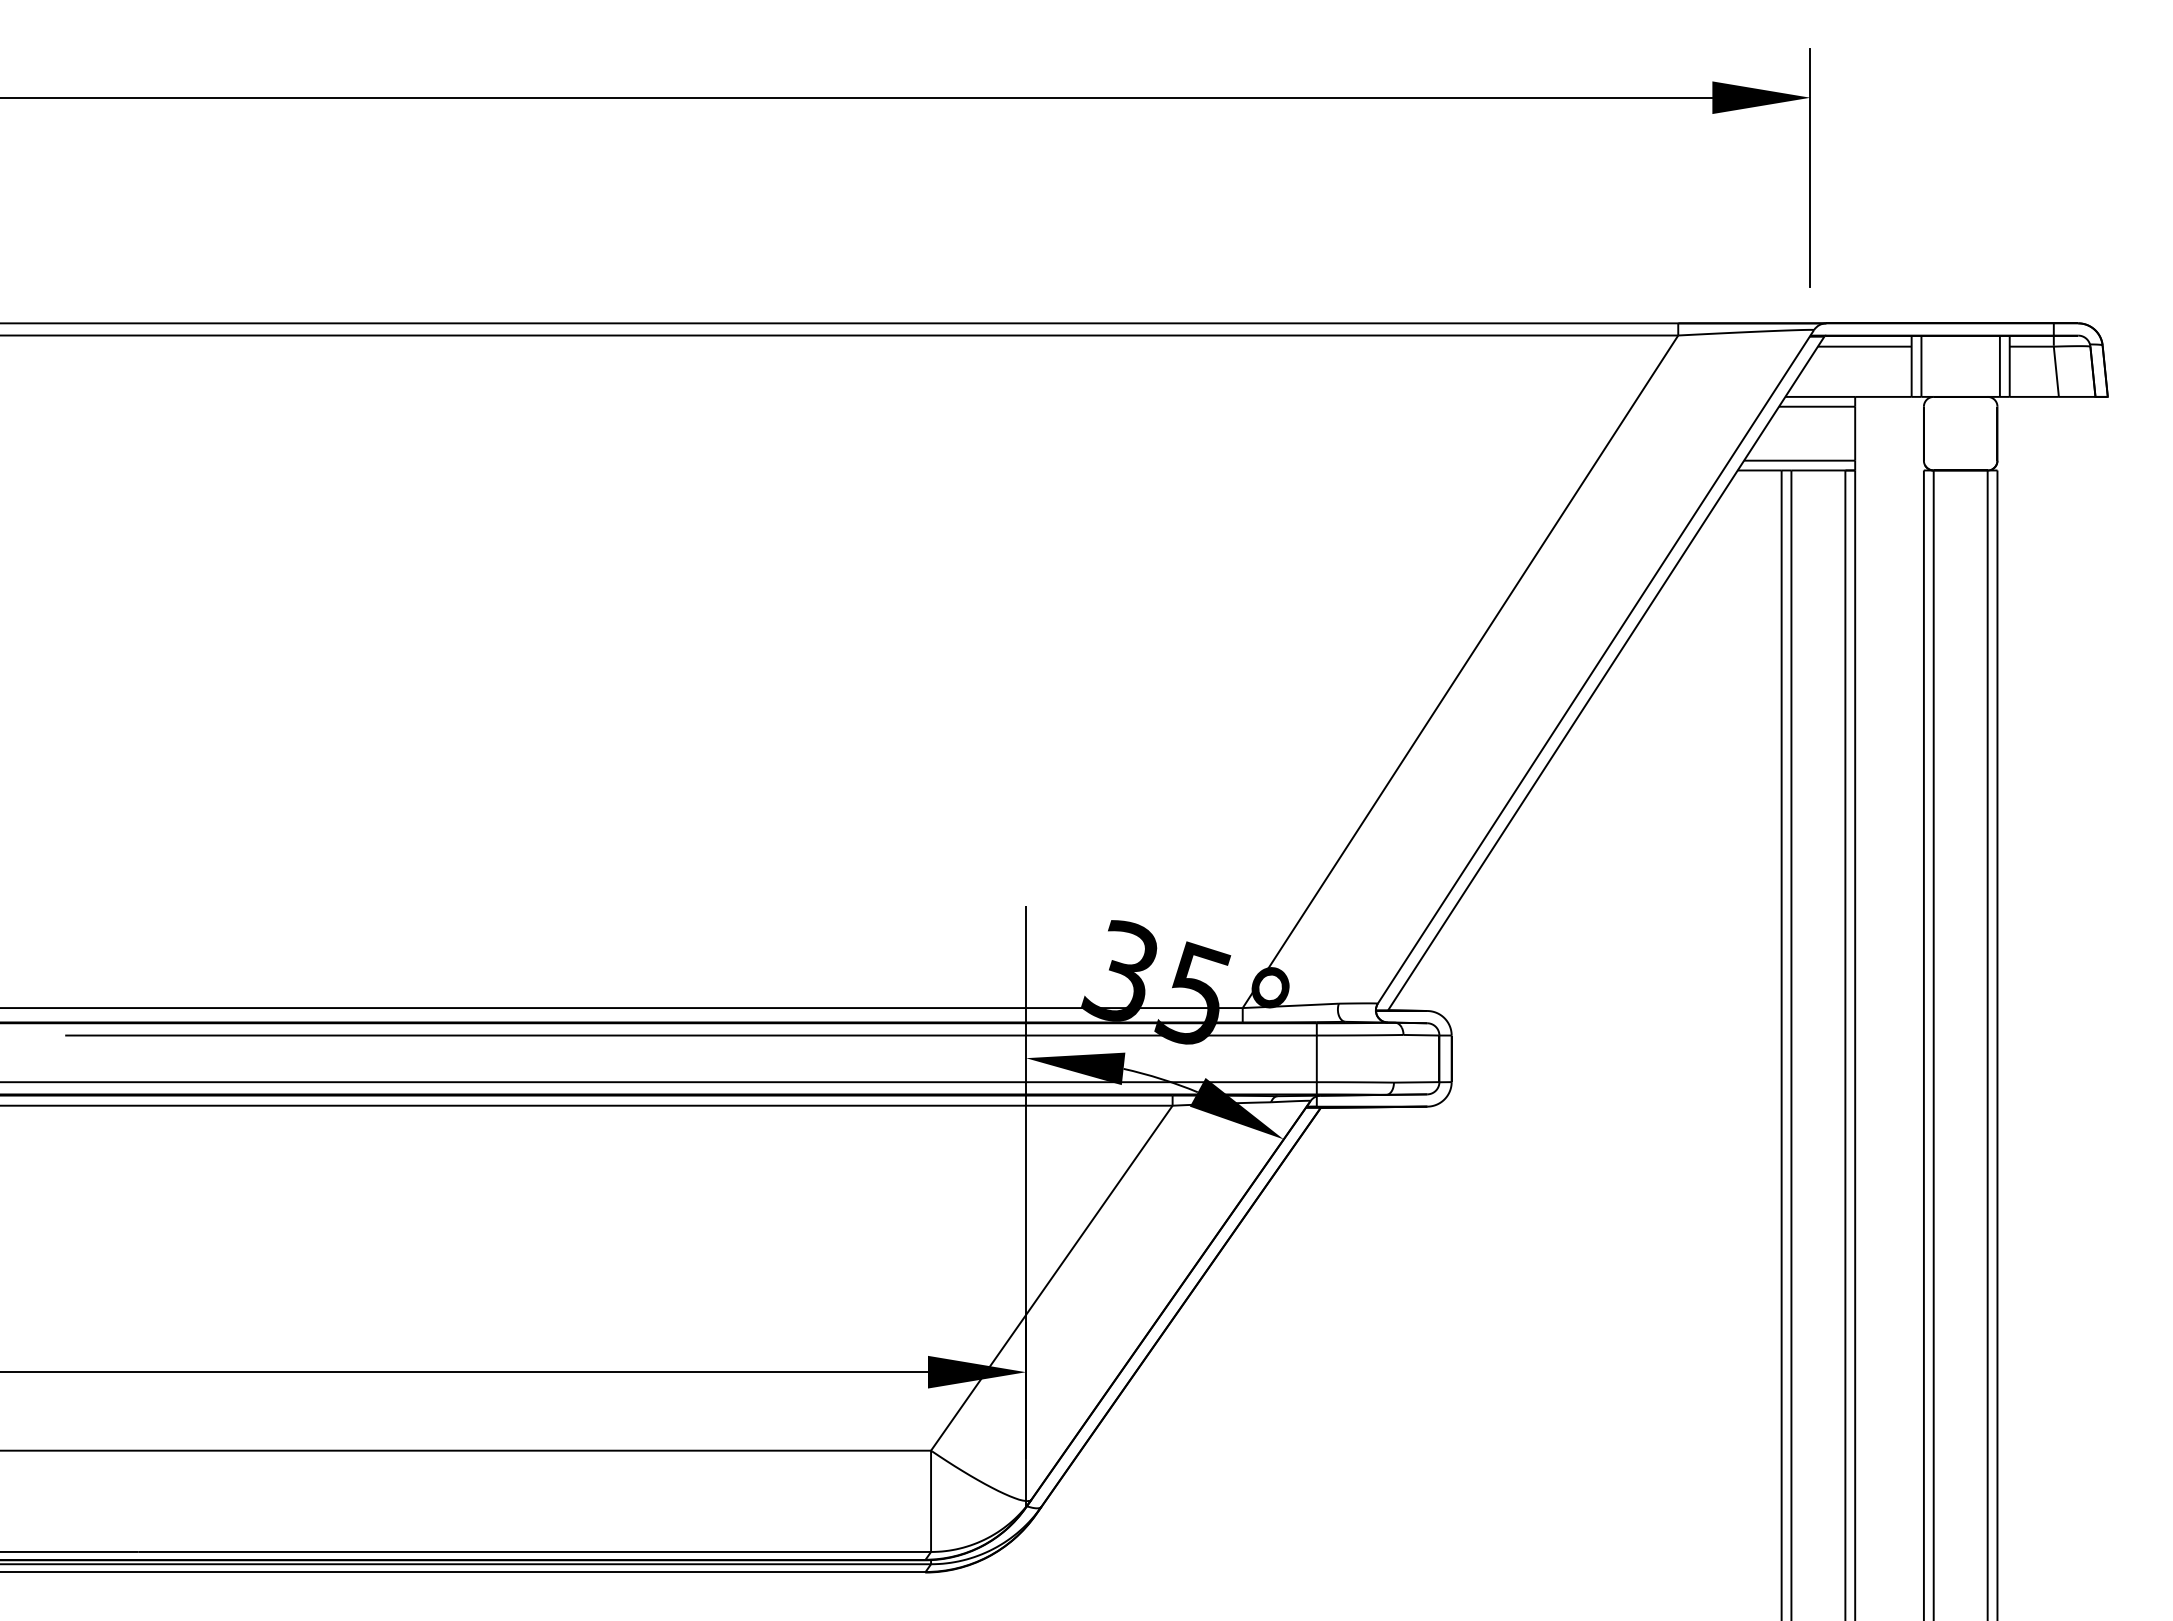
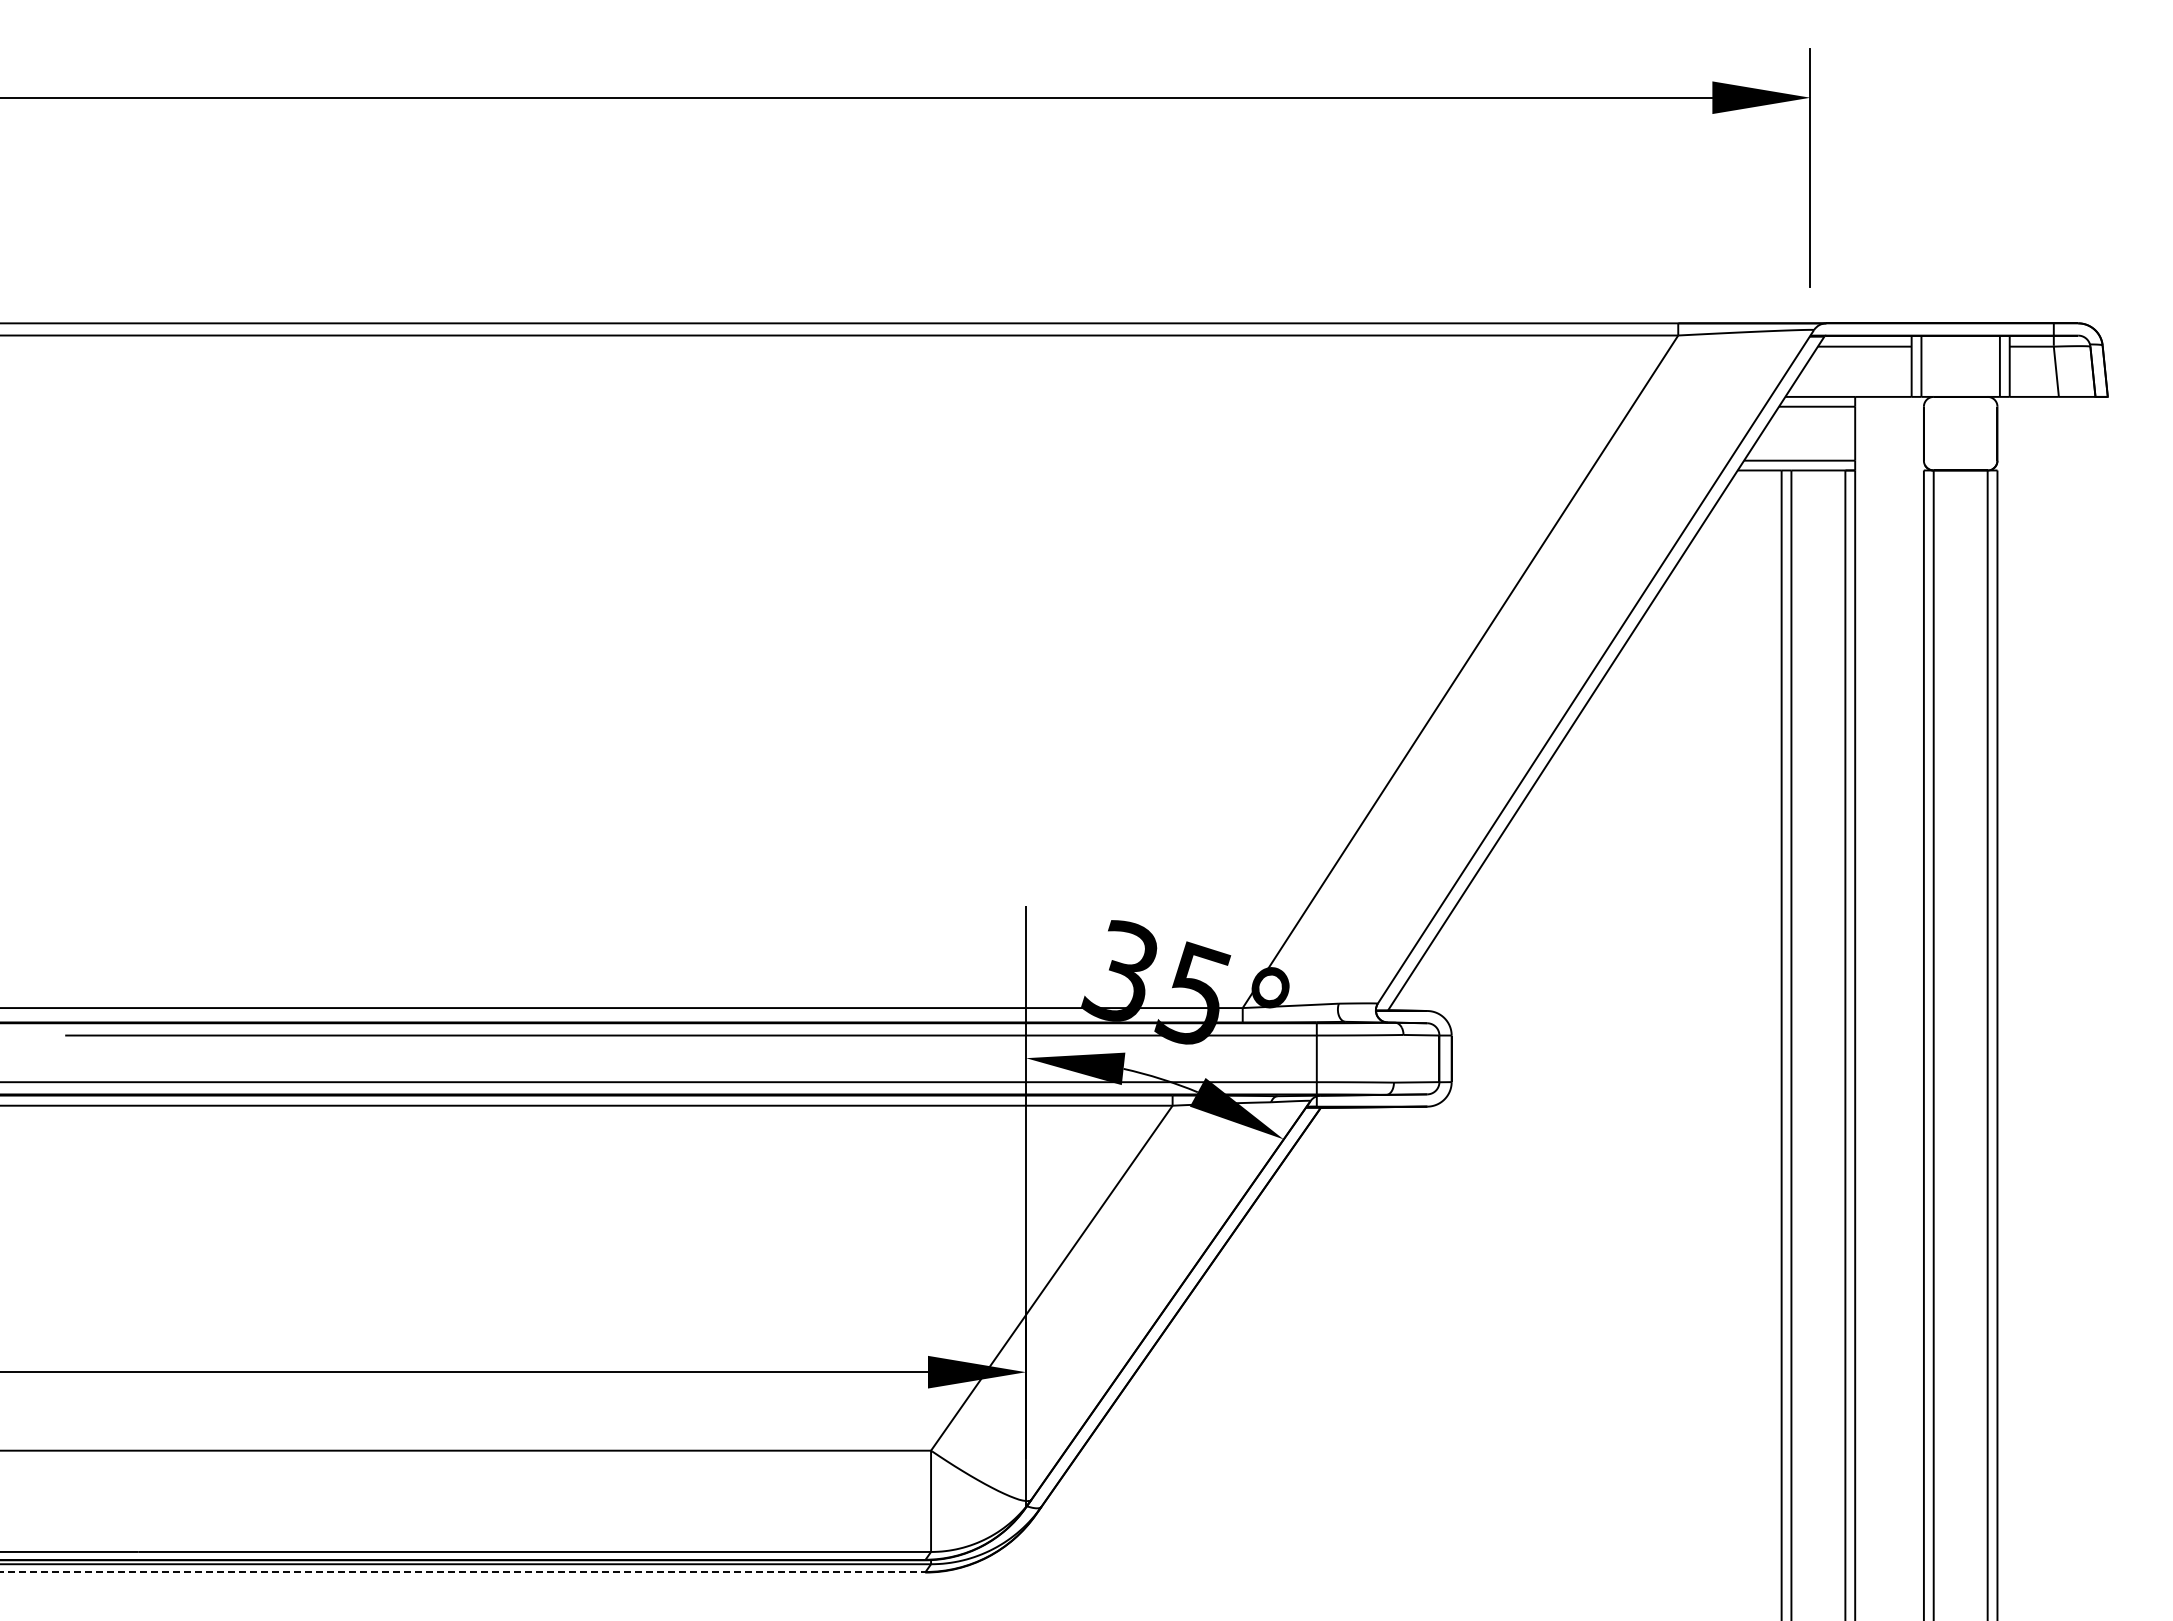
line: solid -> dashed (463, 1572)
